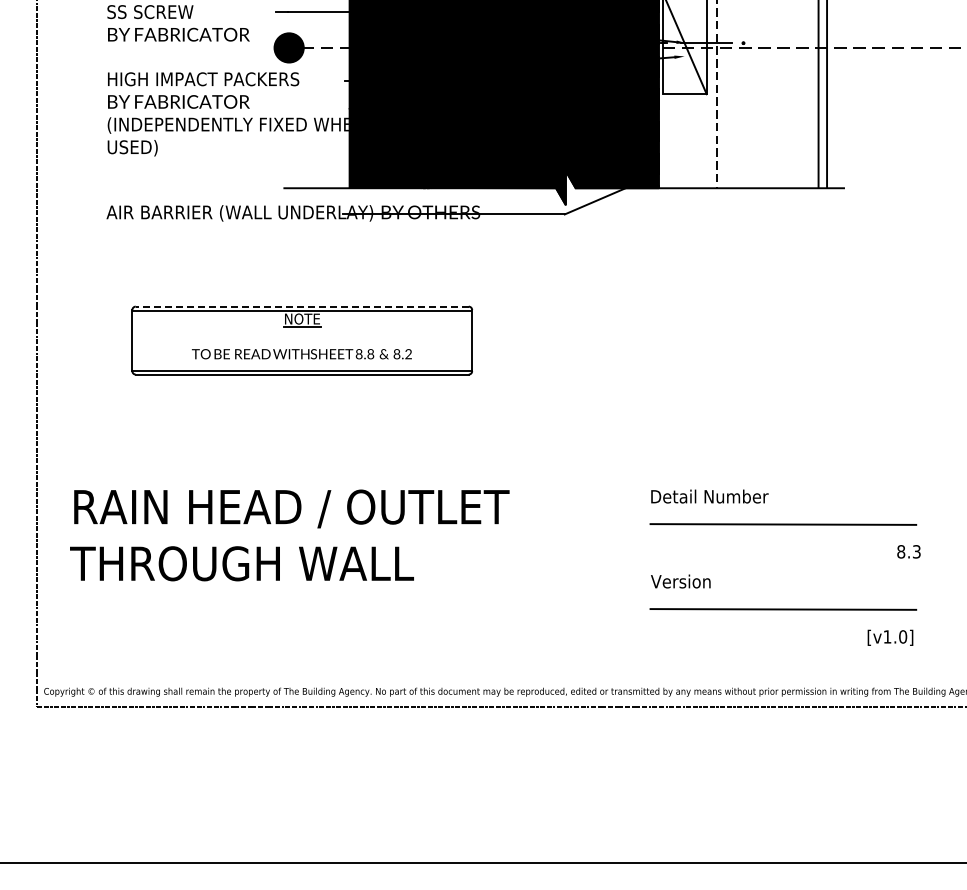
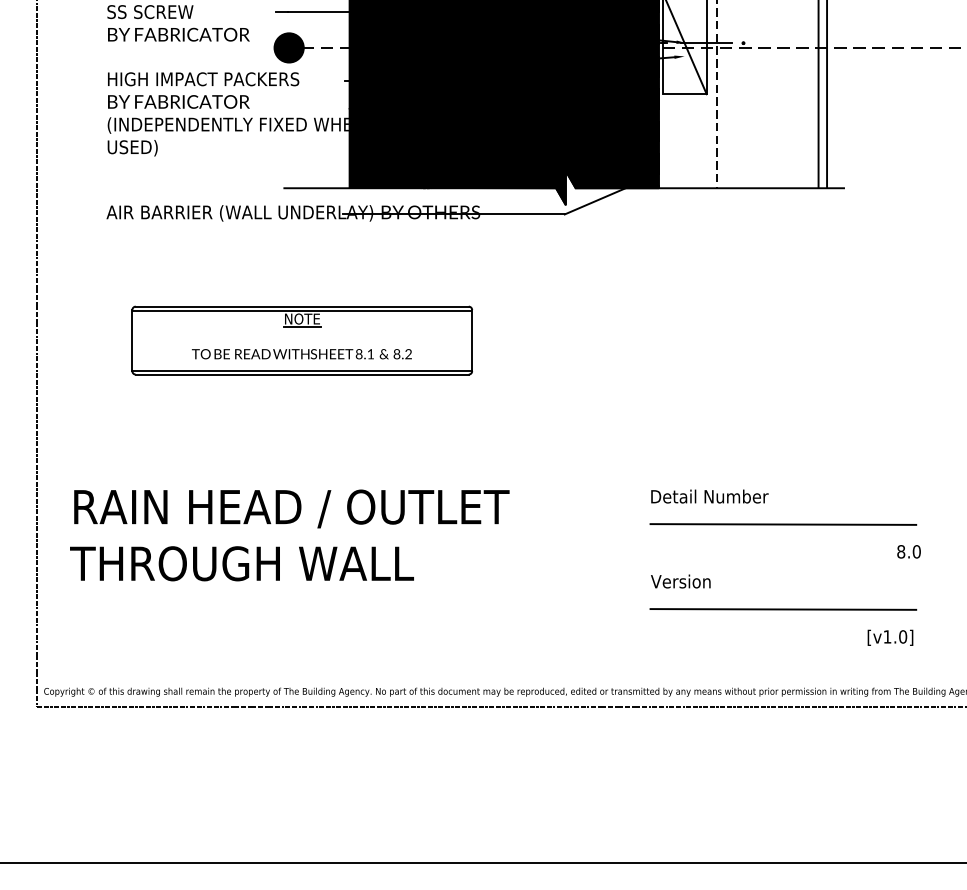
line: dashed -> solid (302, 306)
text: 8.8 -> 8.1 (370, 354)
text: 8.3 -> 8.0 (916, 551)
